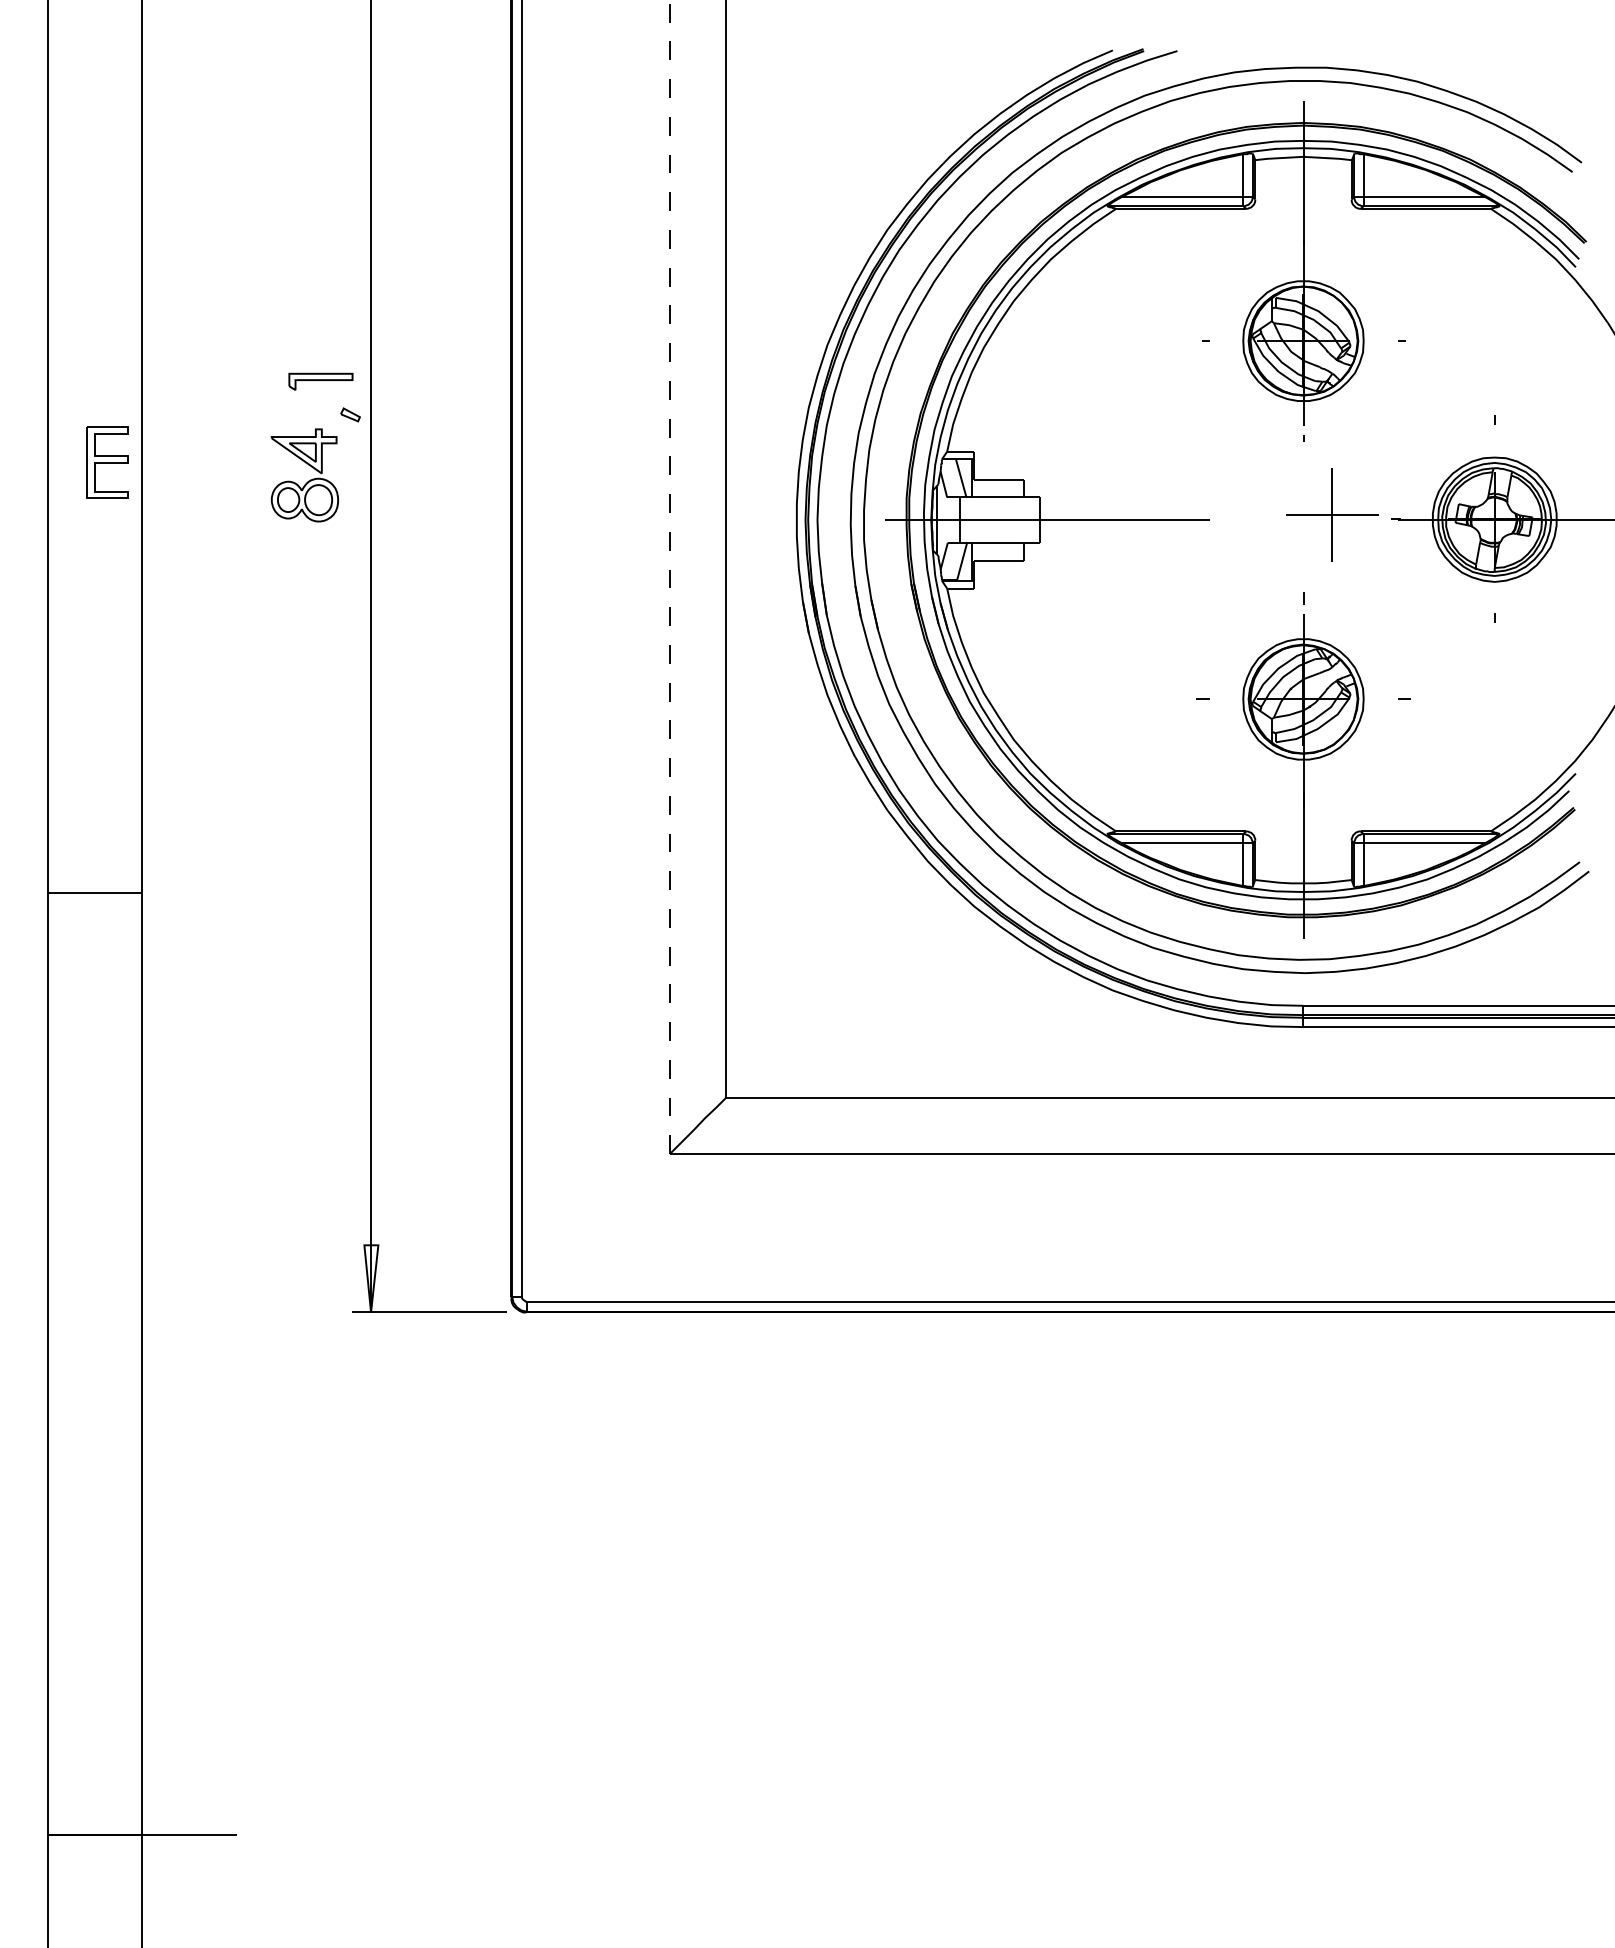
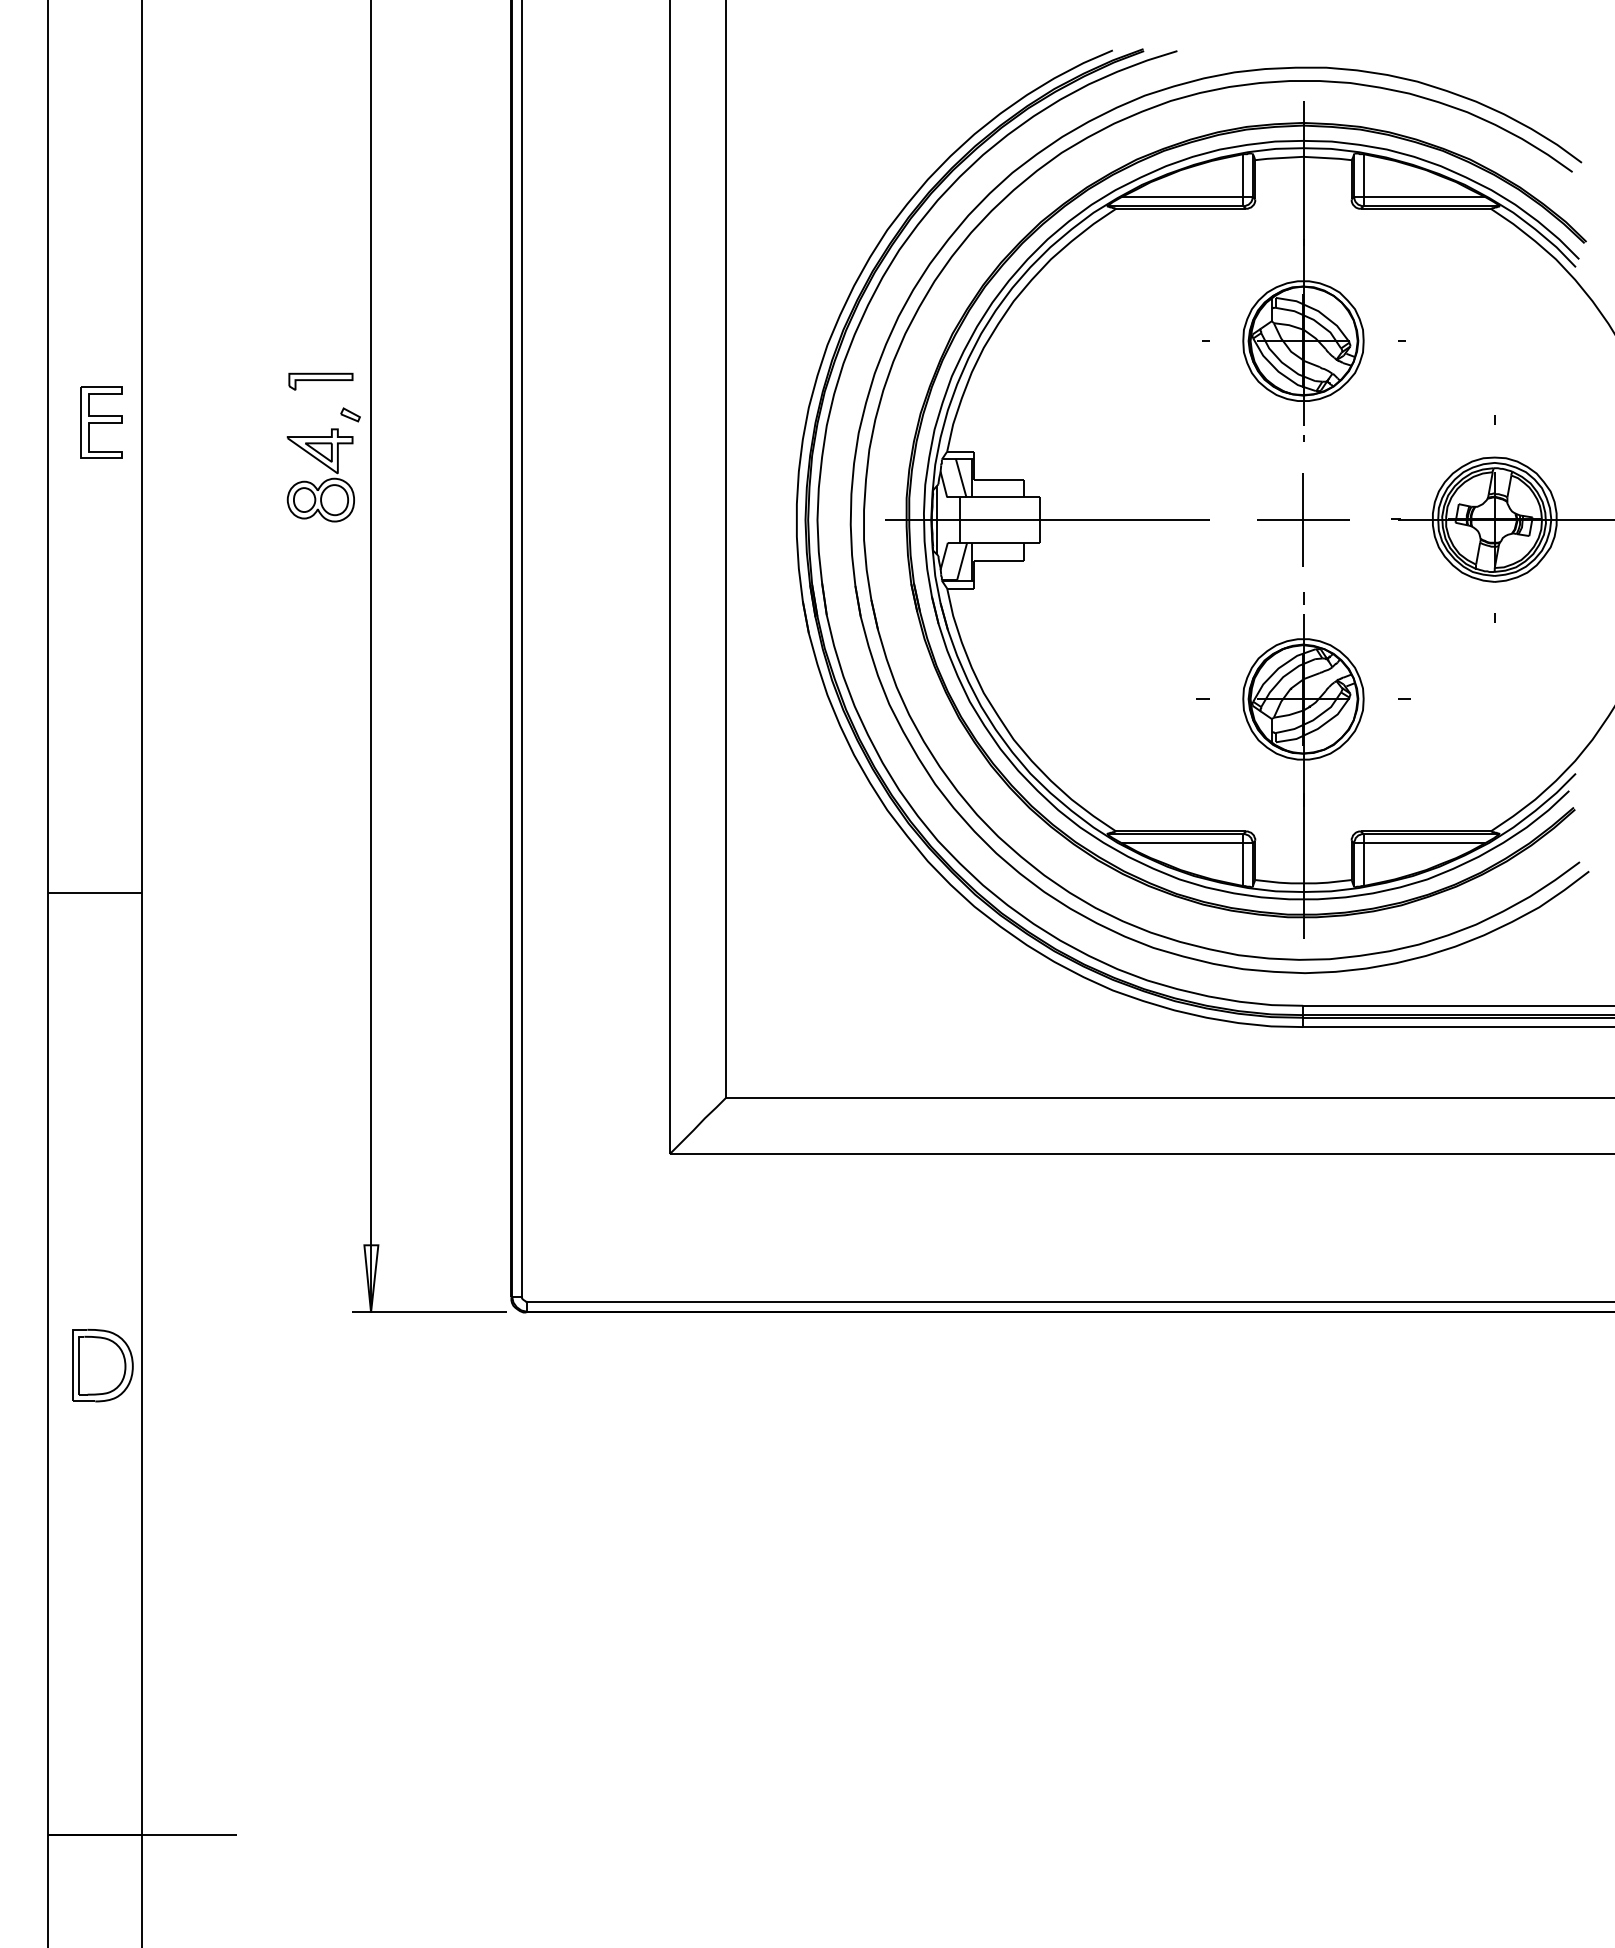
part position: (107, 462) -> (101, 422) (101, 422)
part position: (308, 480) -> (324, 480) (324, 480)
part position: (1332, 514) -> (1303, 519) (1303, 519)
line: dashed -> solid (669, 577)
part: none -> present (102, 1365)
